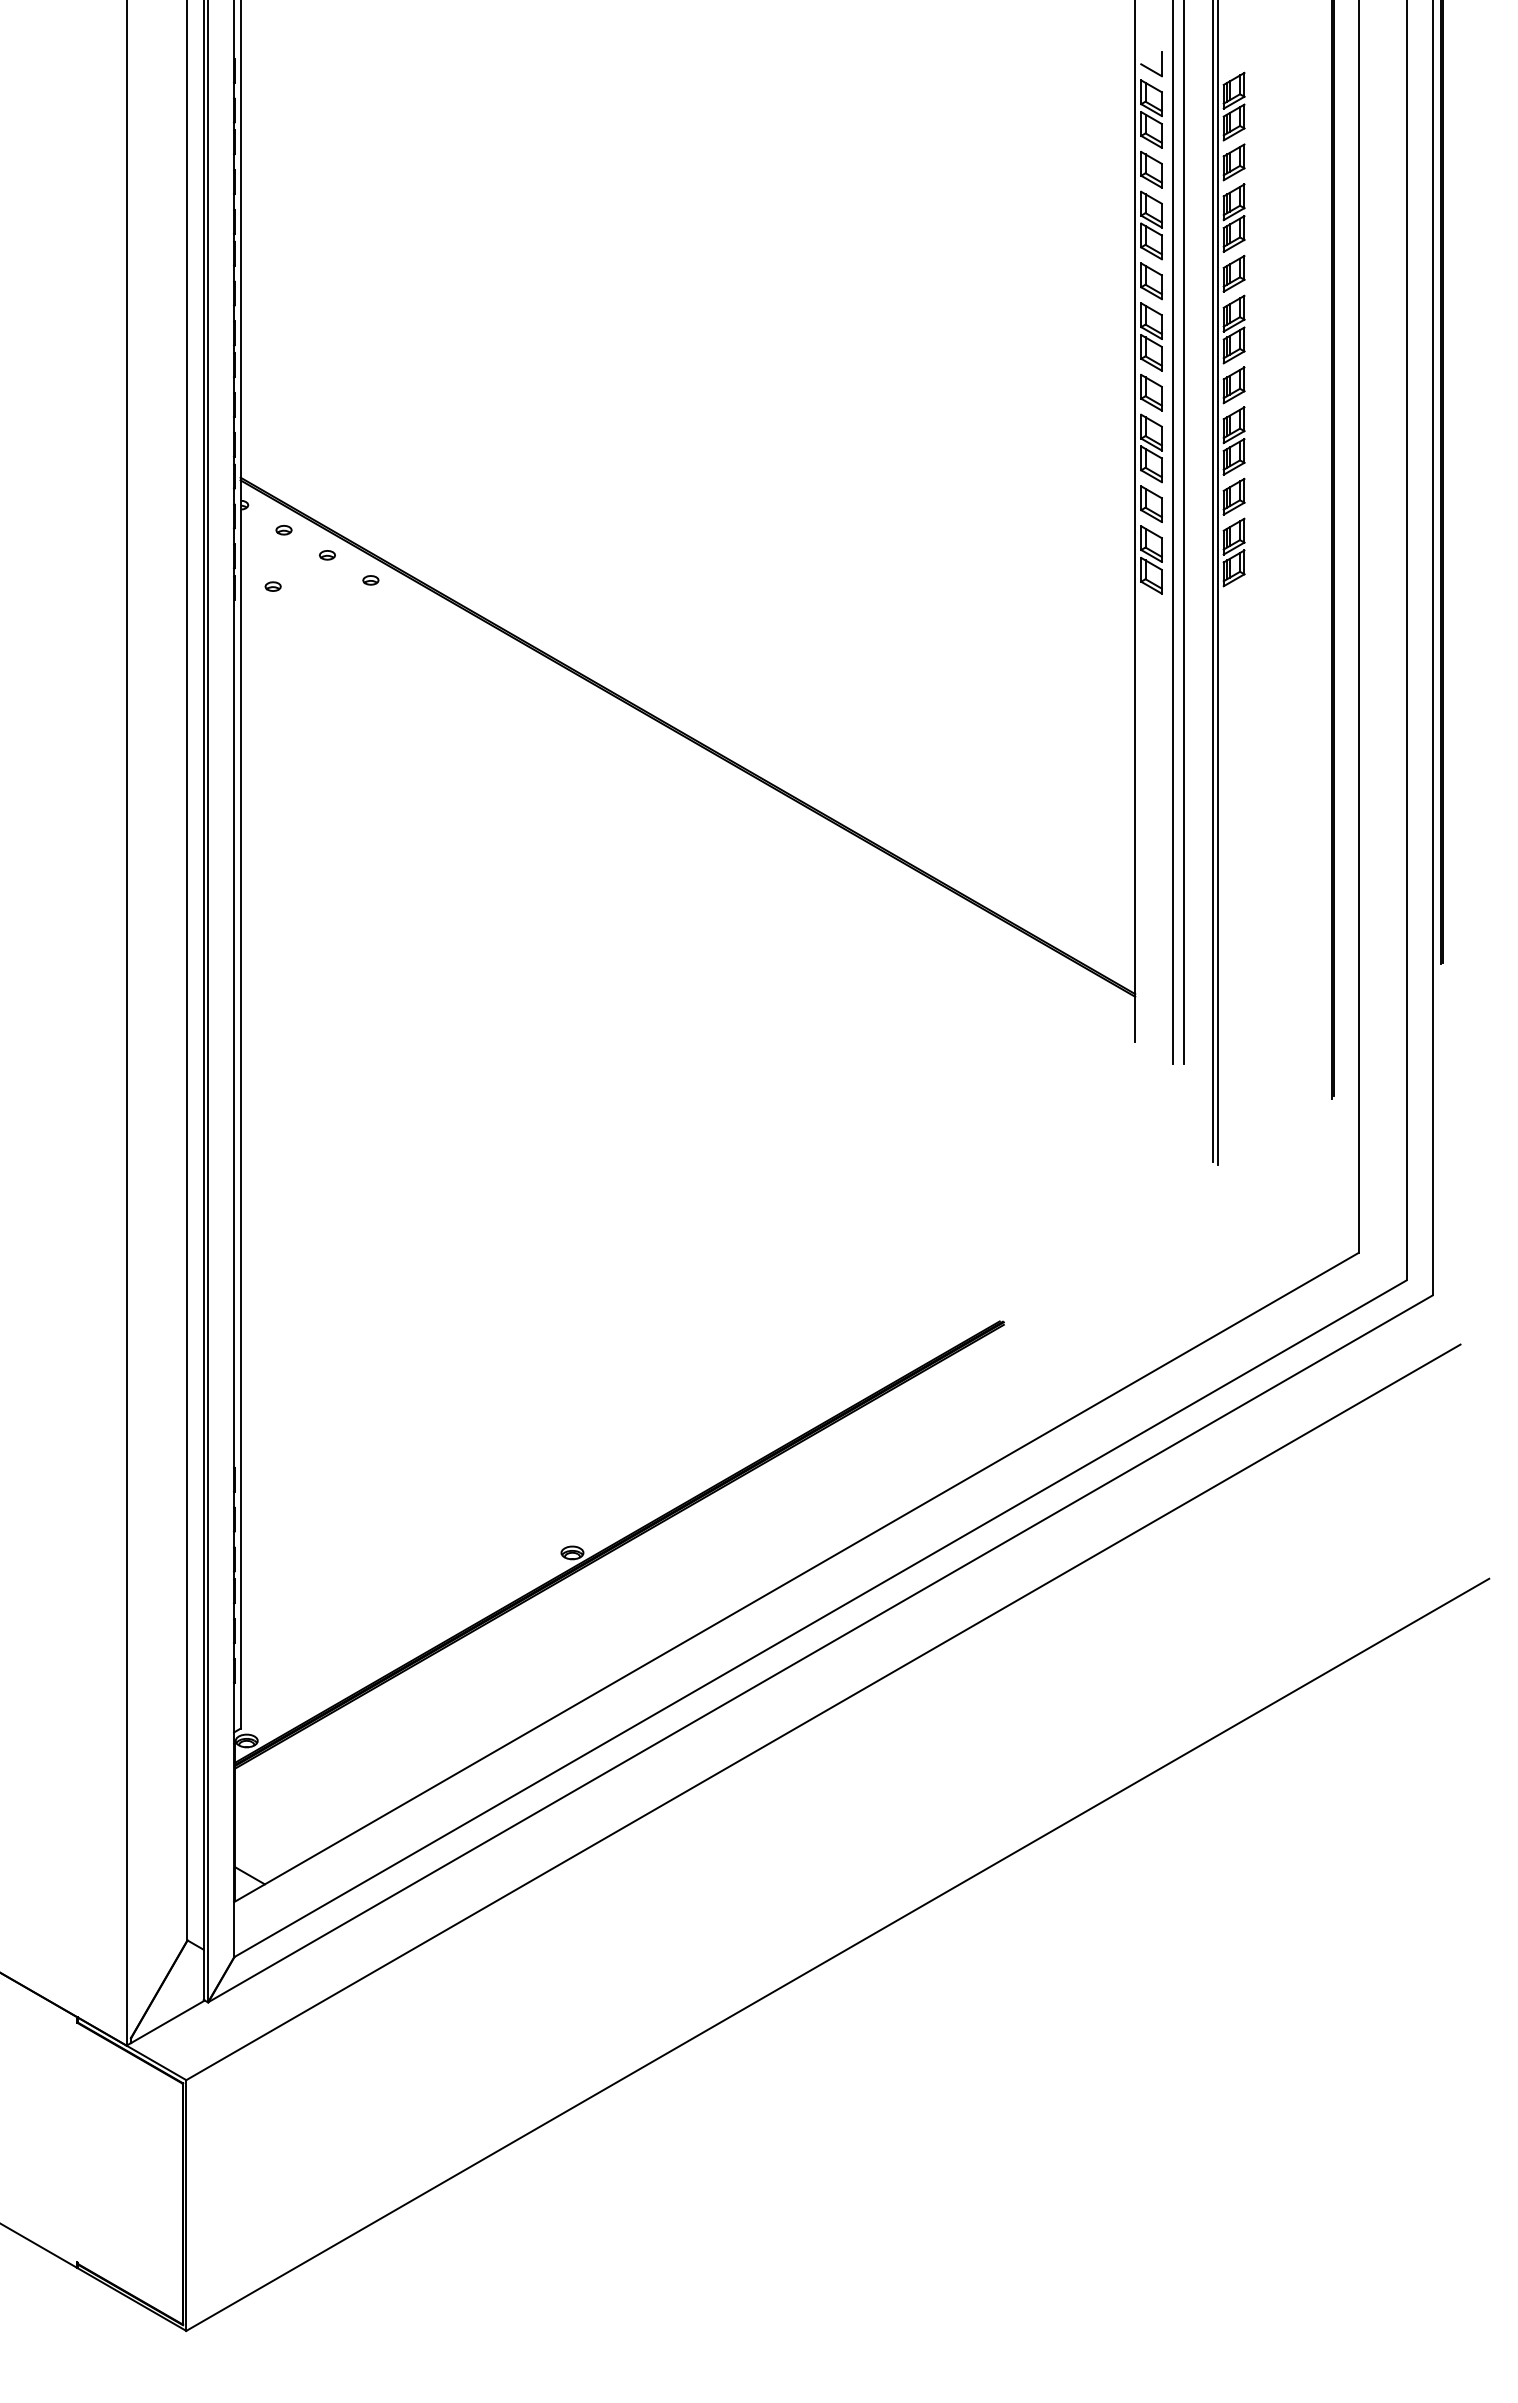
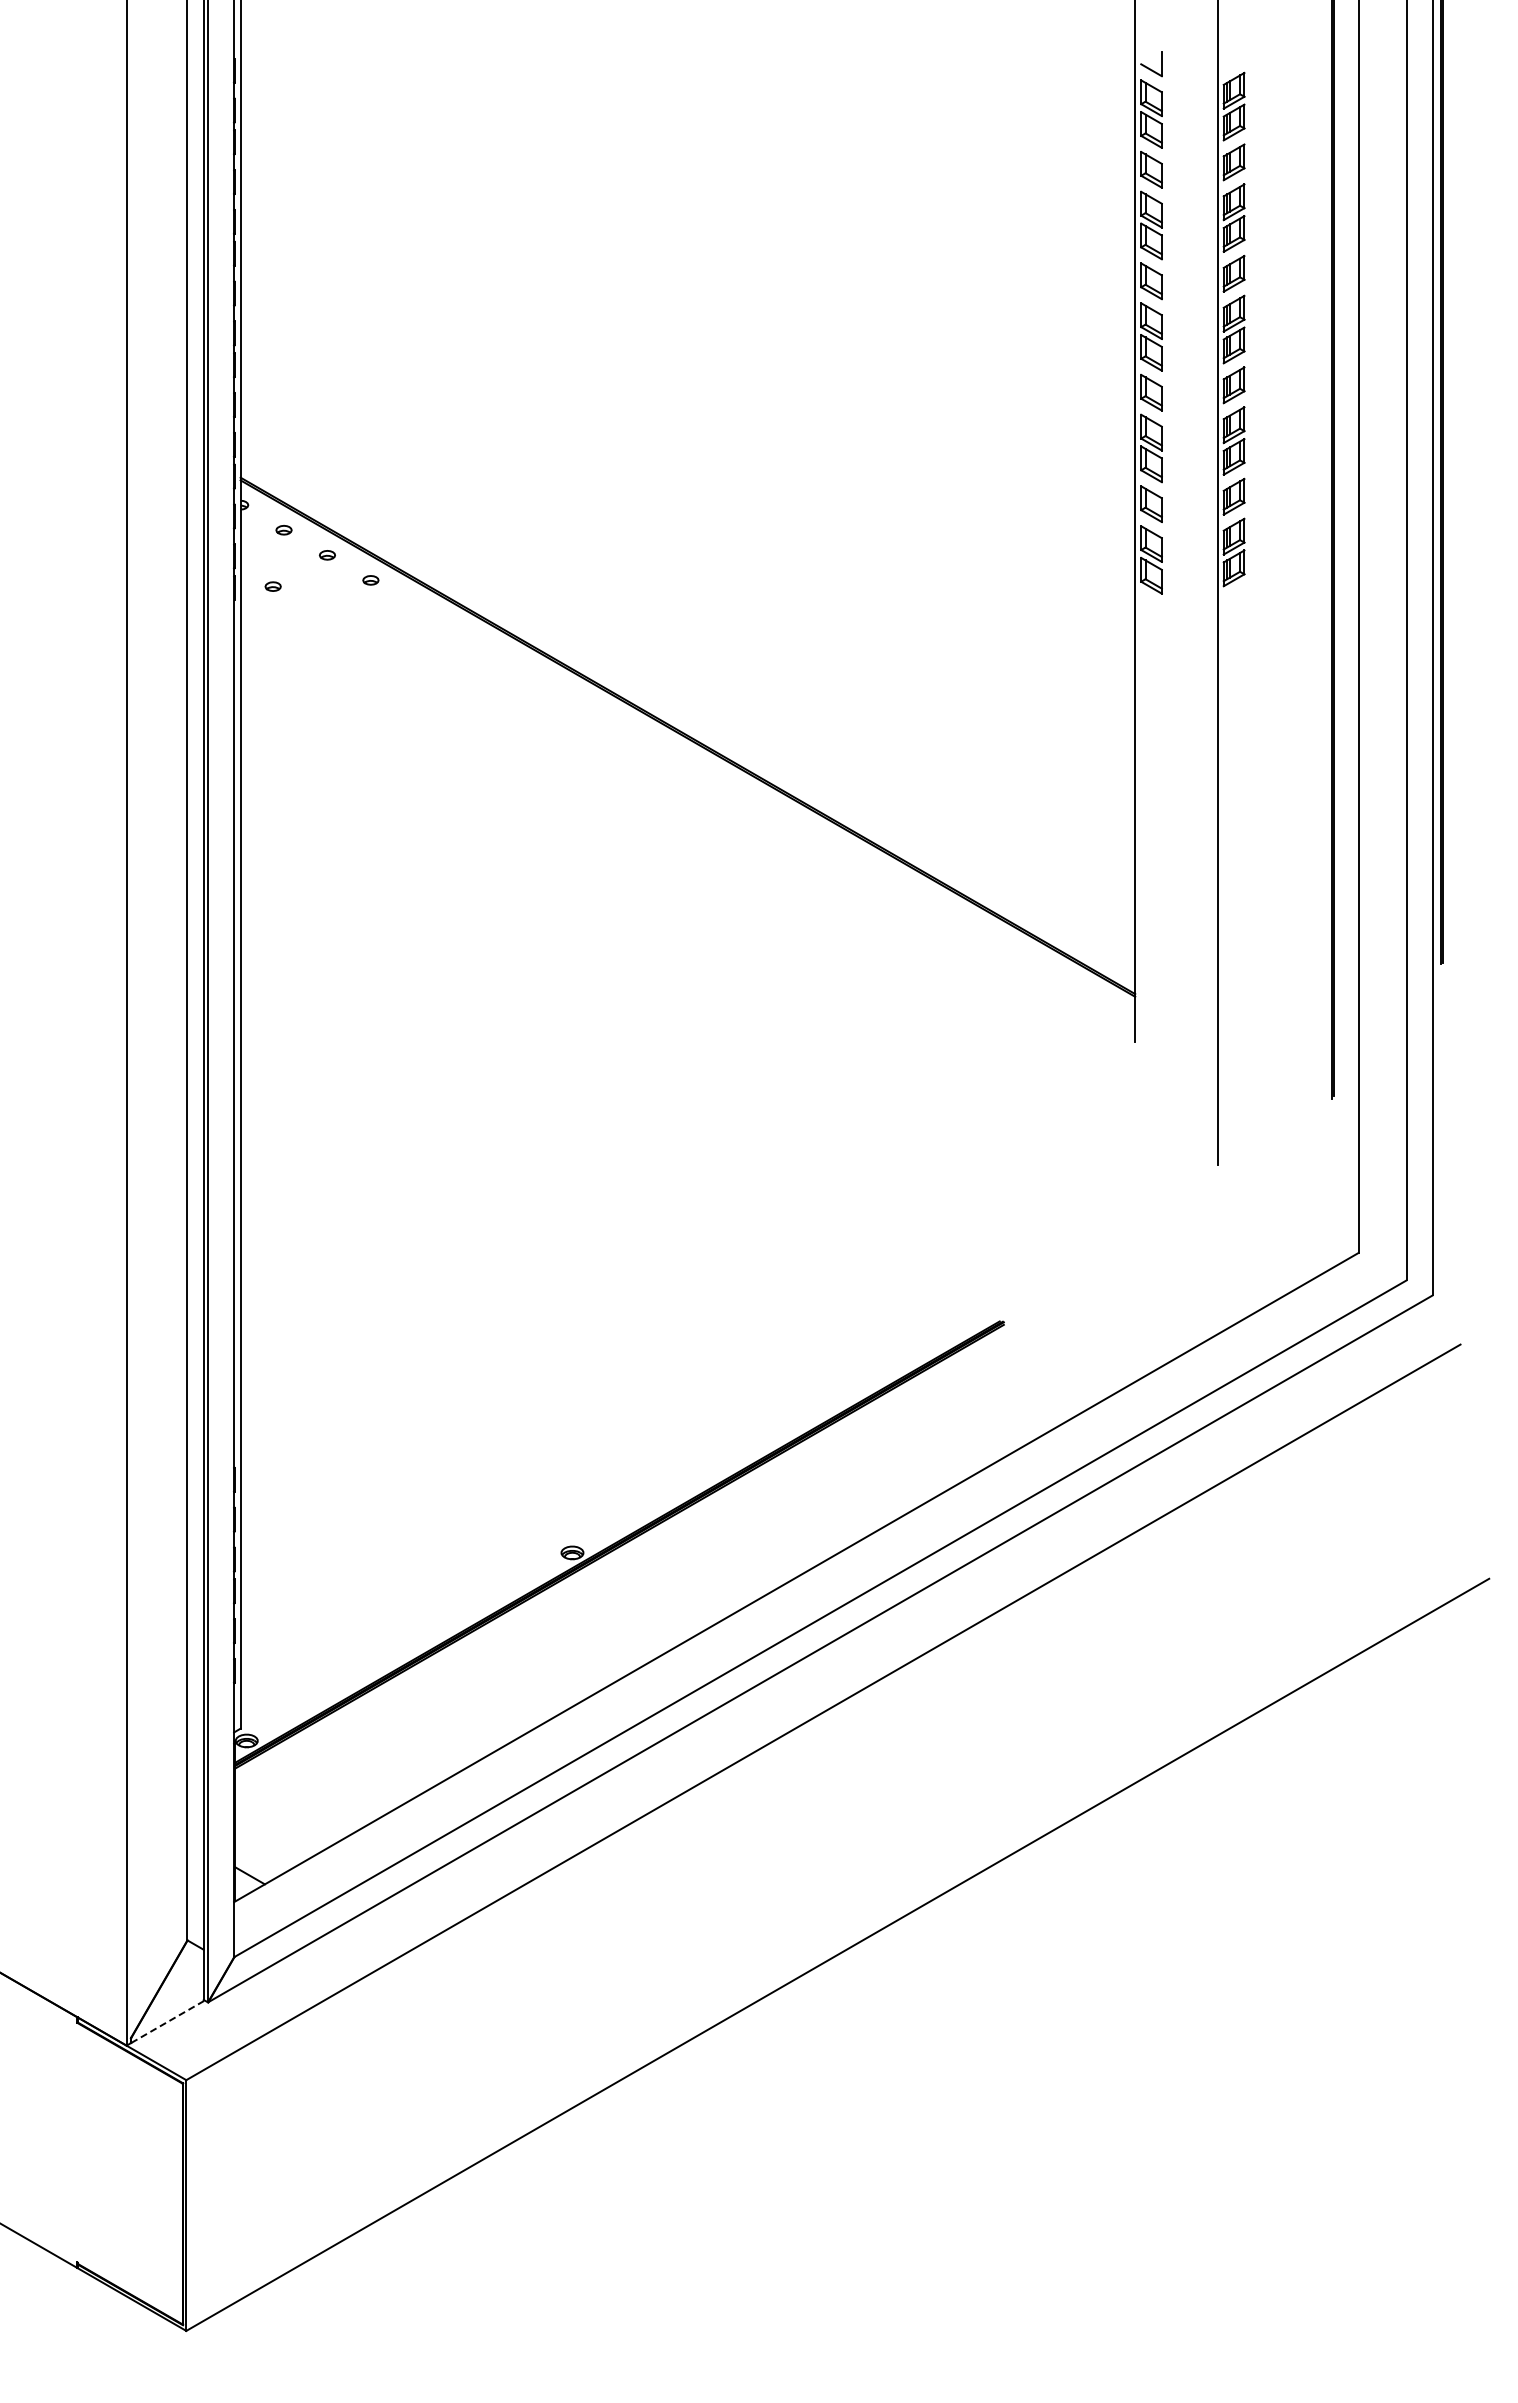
line: present -> none (1173, 532)
line: present -> none (1184, 532)
line: present -> none (1213, 582)
line: solid -> dashed (168, 2021)
